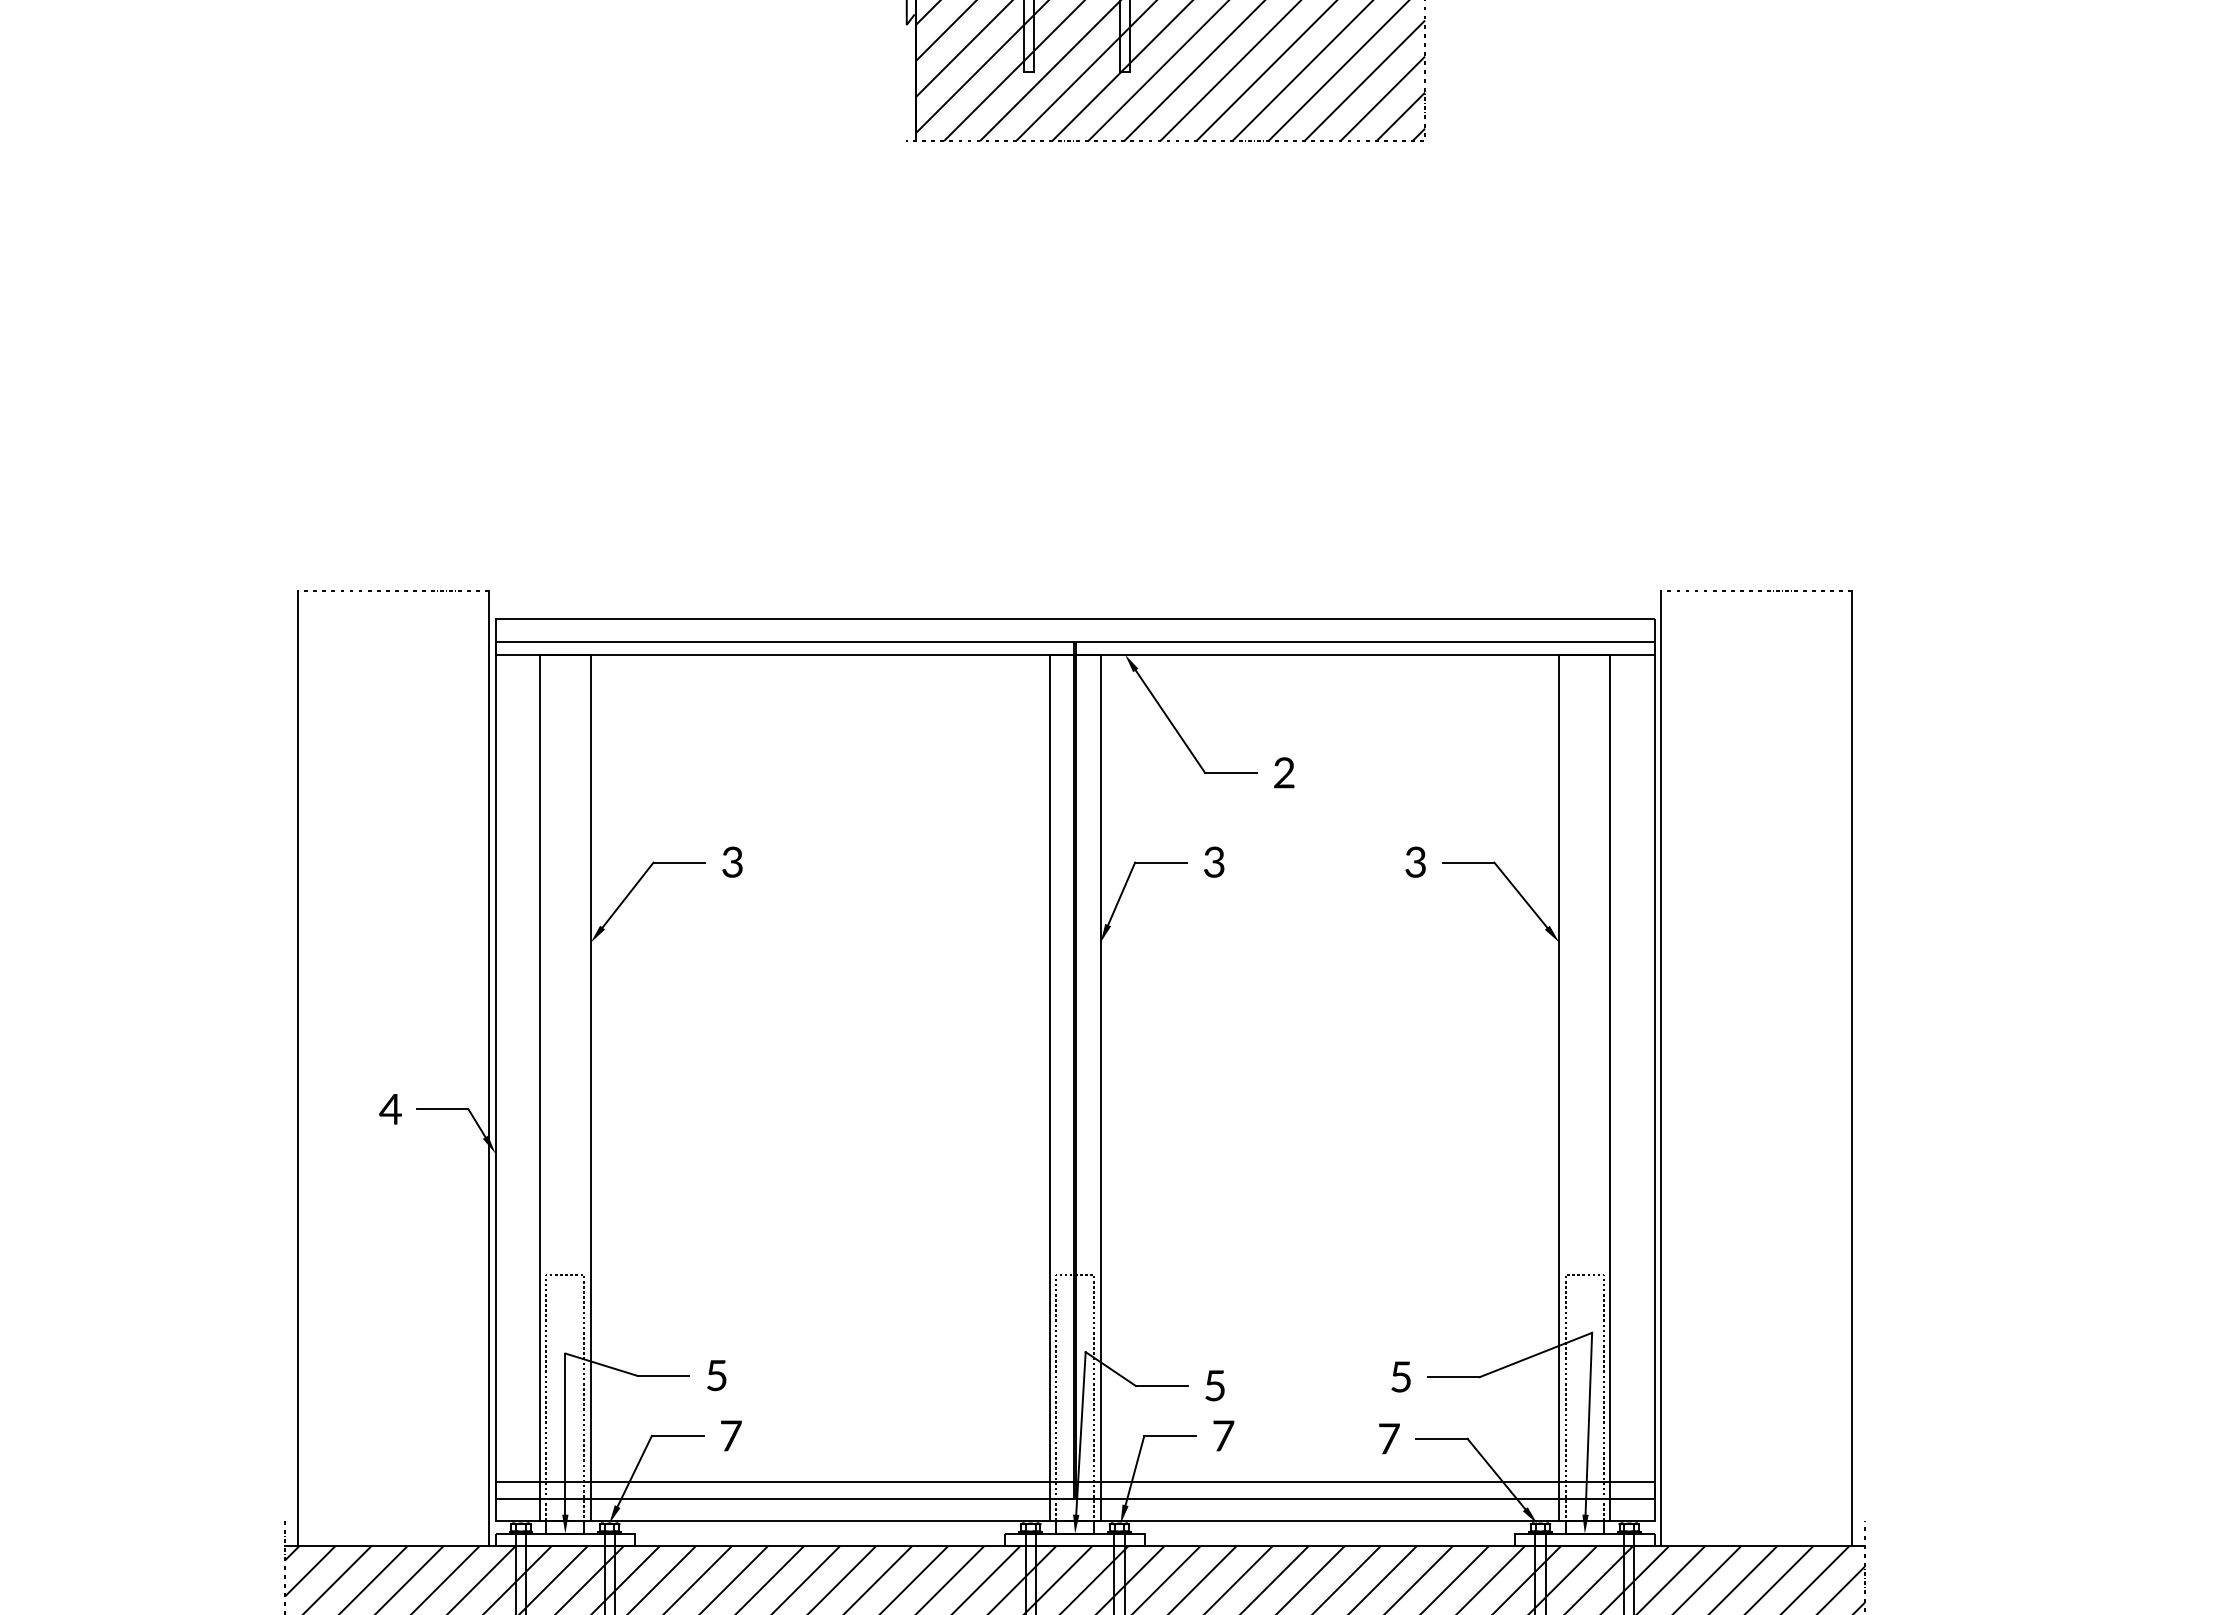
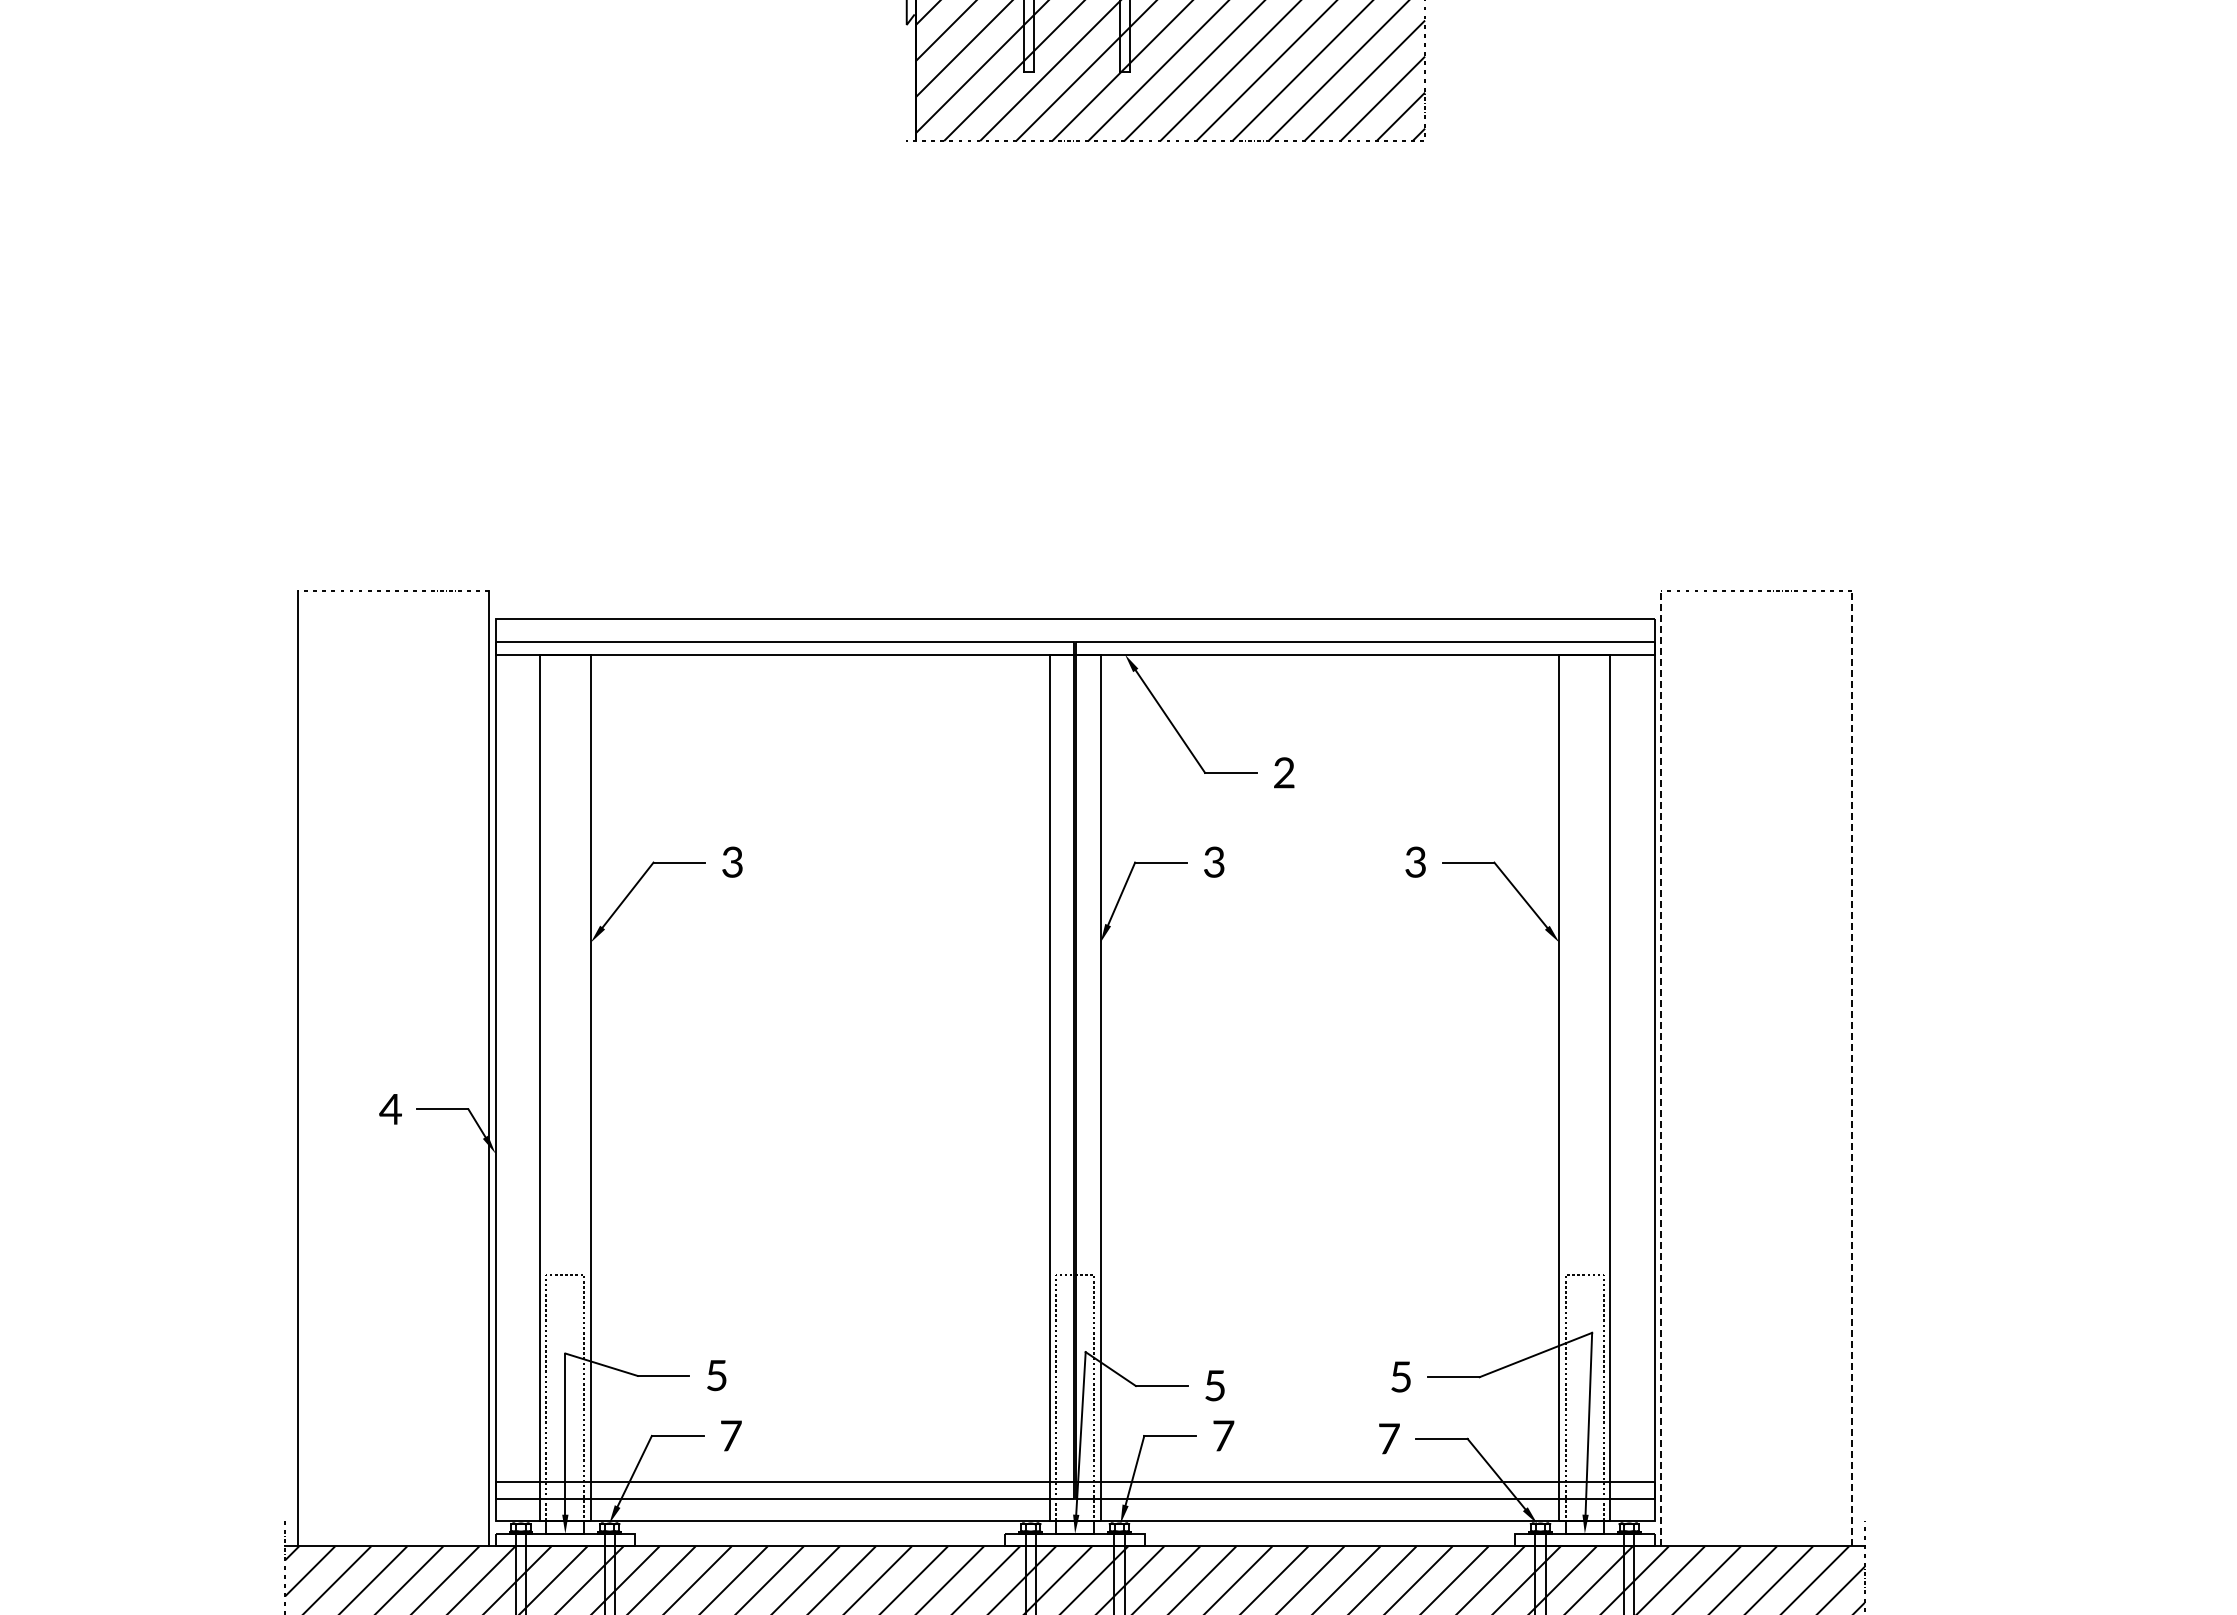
line: solid -> dashed (1661, 1068)
line: solid -> dashed (1852, 1068)
